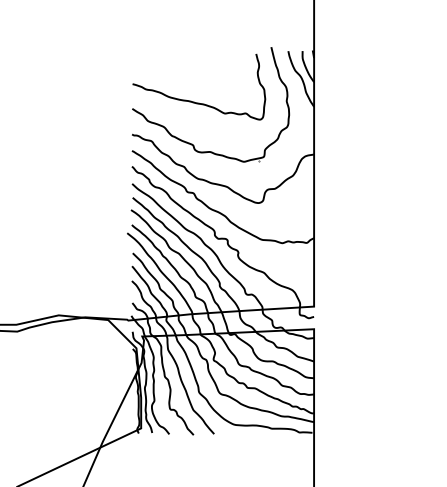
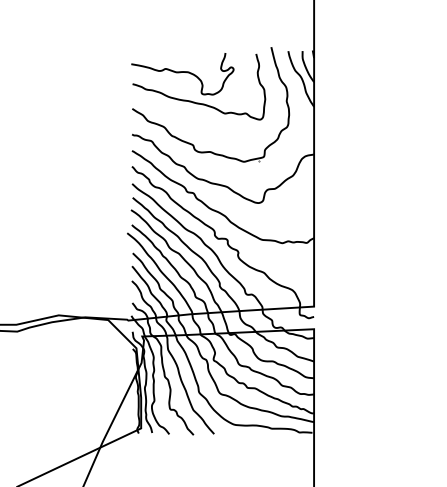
curve: none -> present (182, 72)
